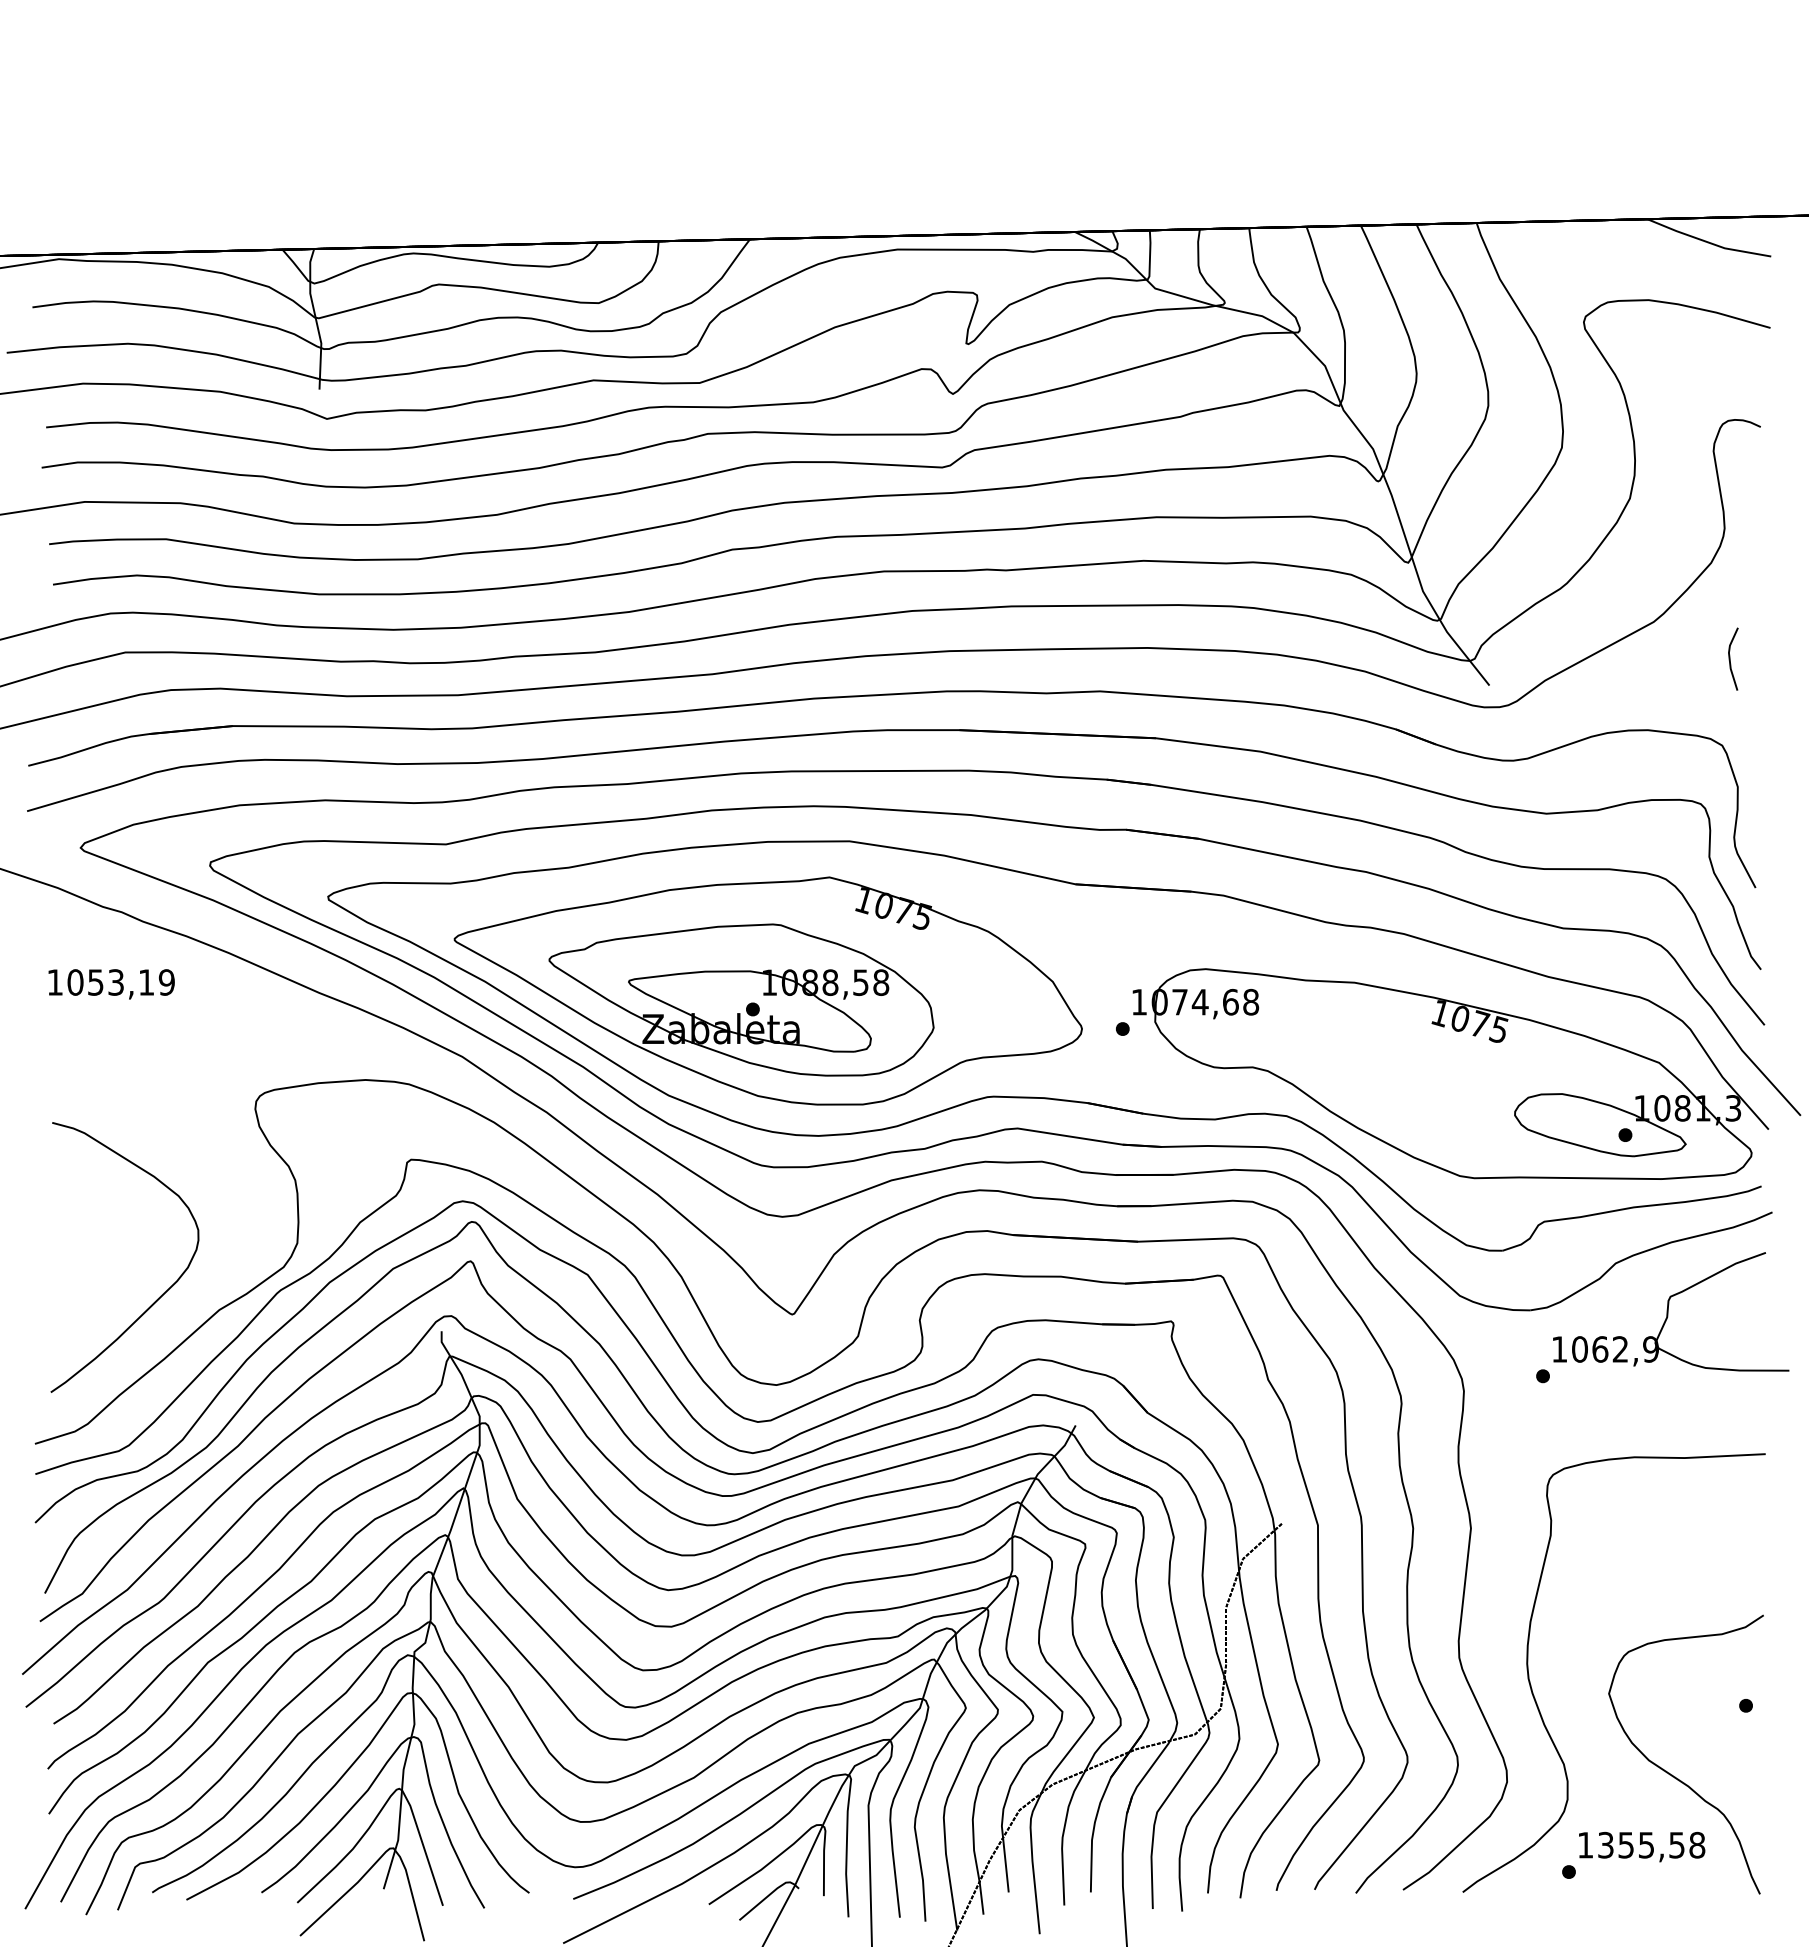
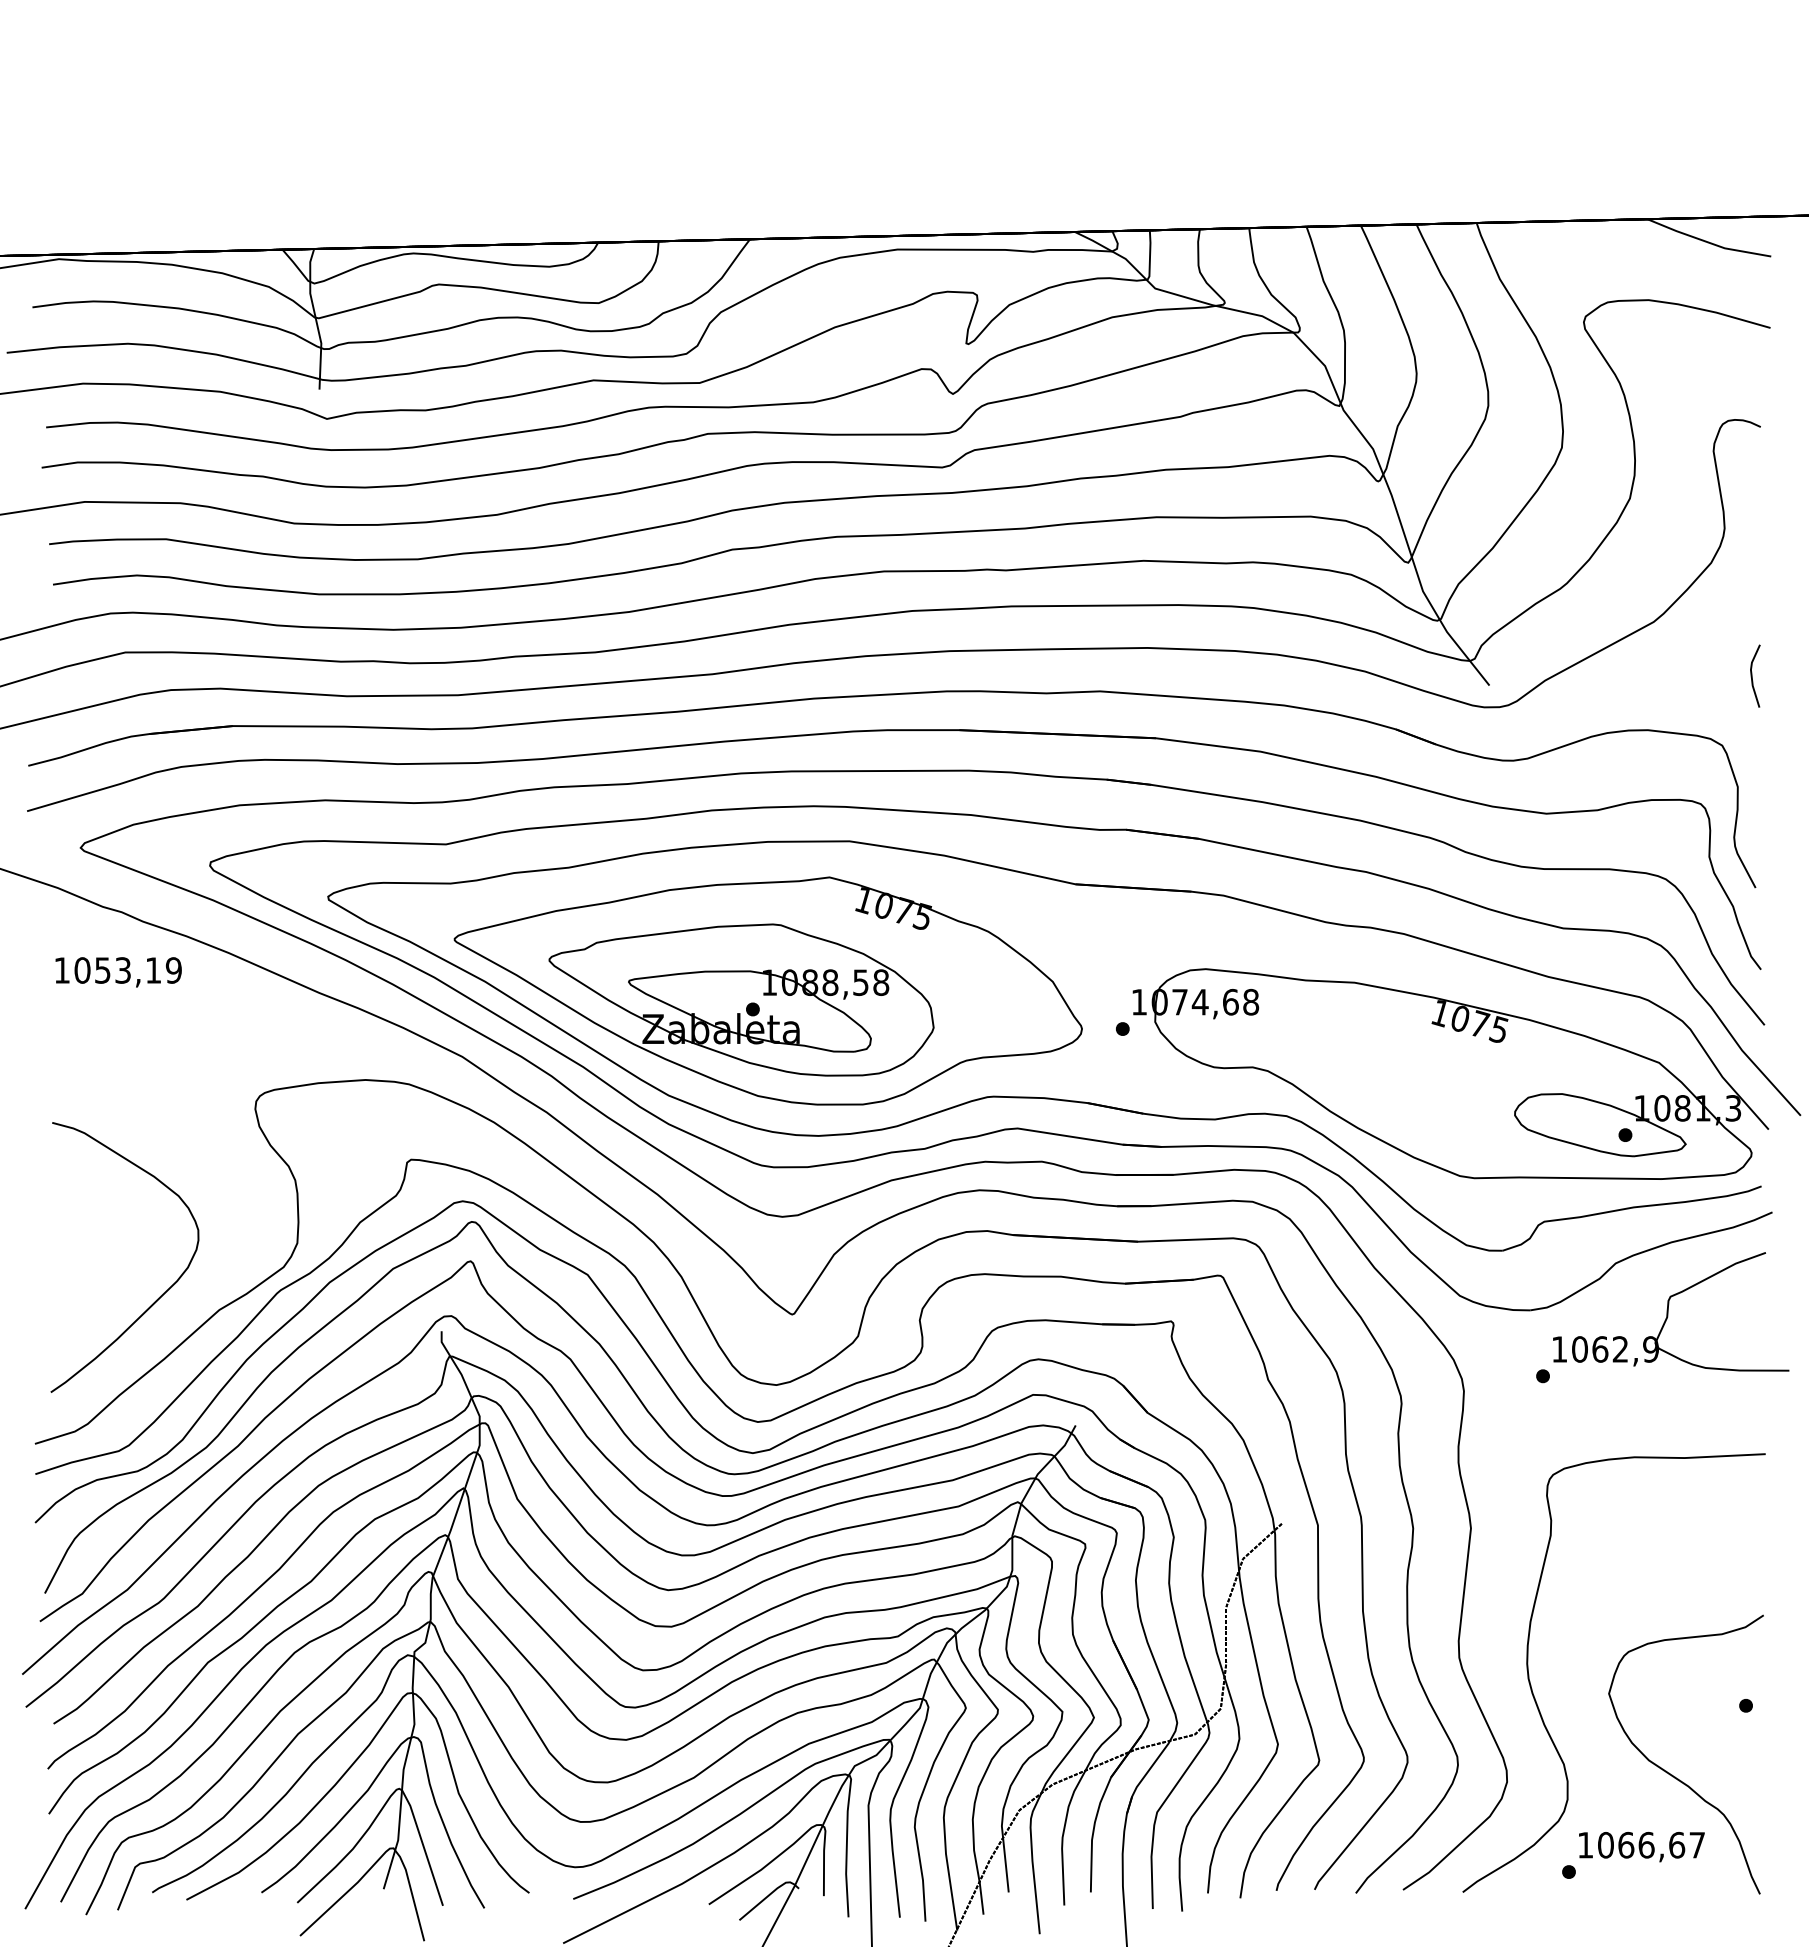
line position: (1730, 658) -> (1752, 675) (1752, 675)
text position: (111, 984) -> (118, 972) (118, 972)
text: 1355,58 -> 1066,67 (1651, 1844)
